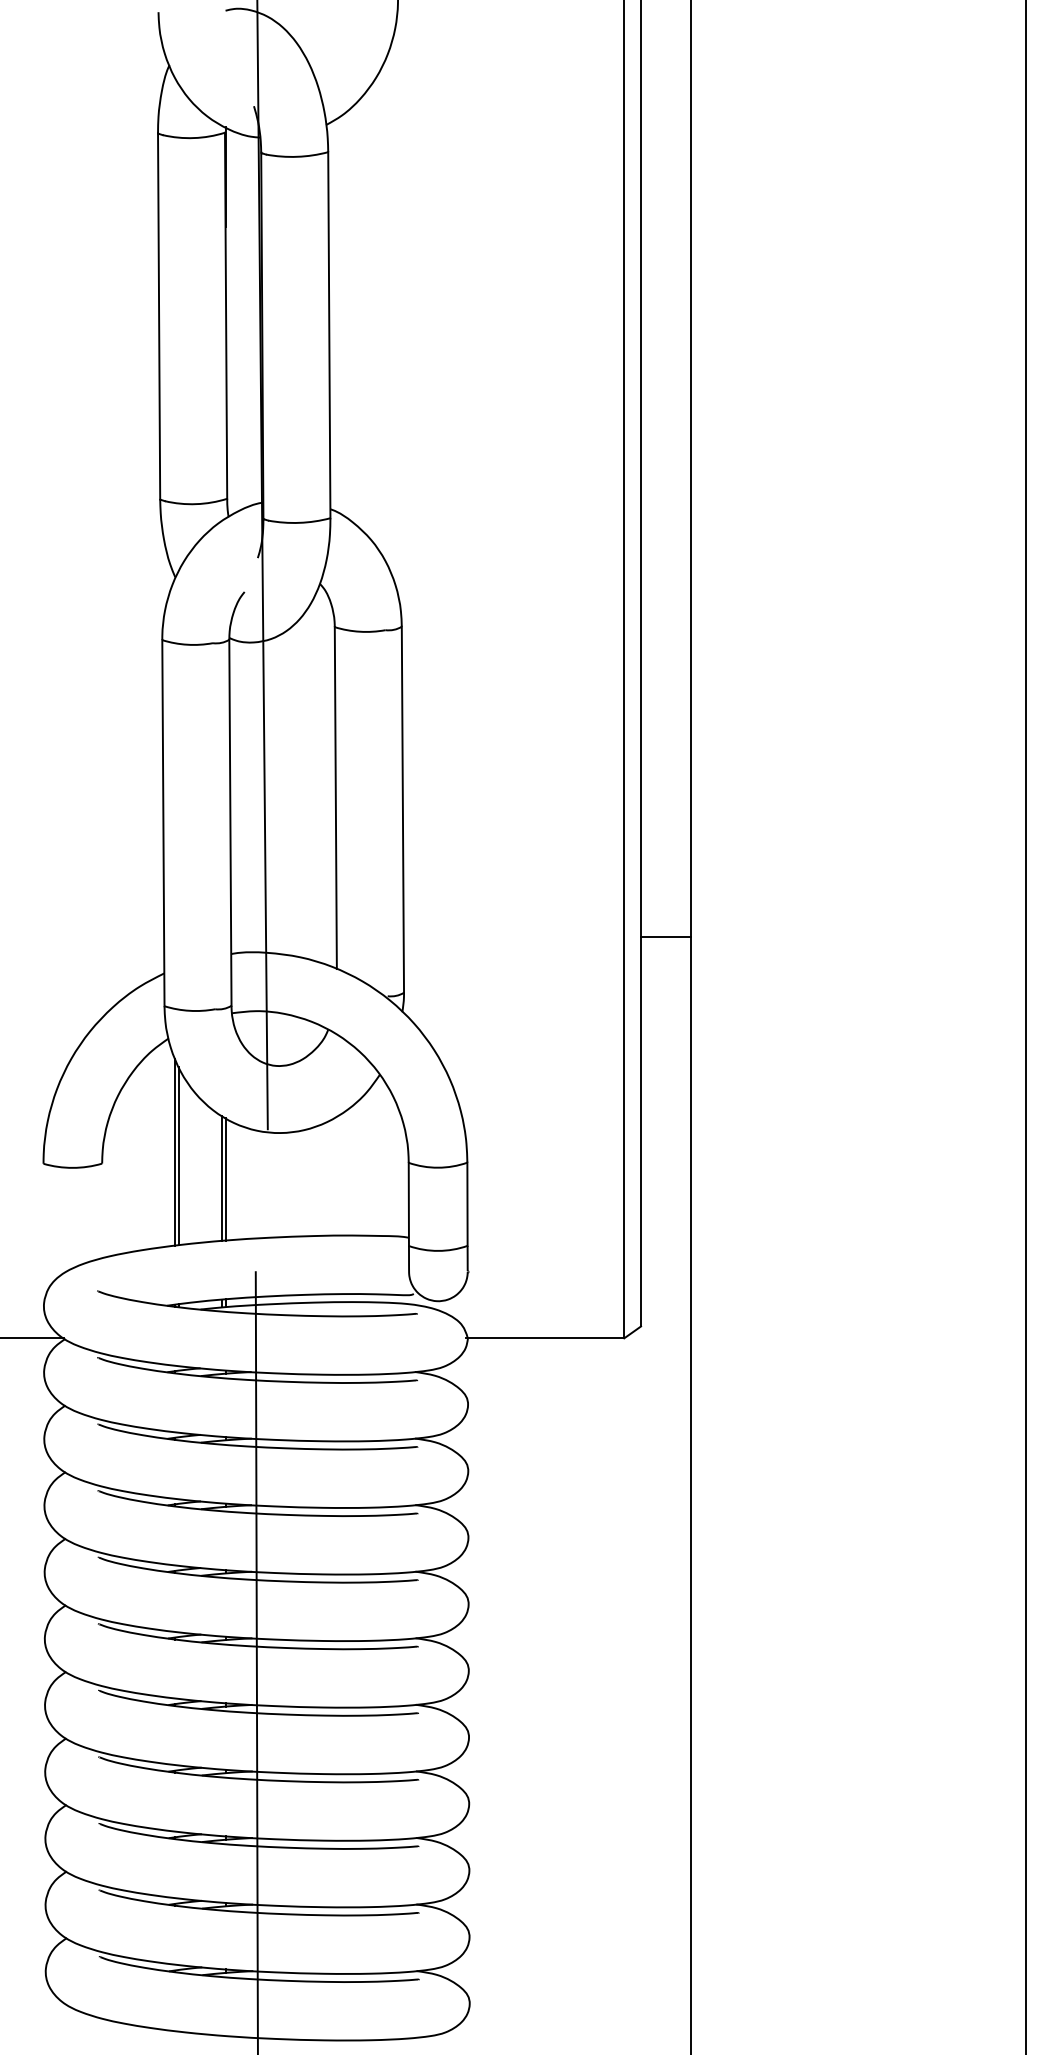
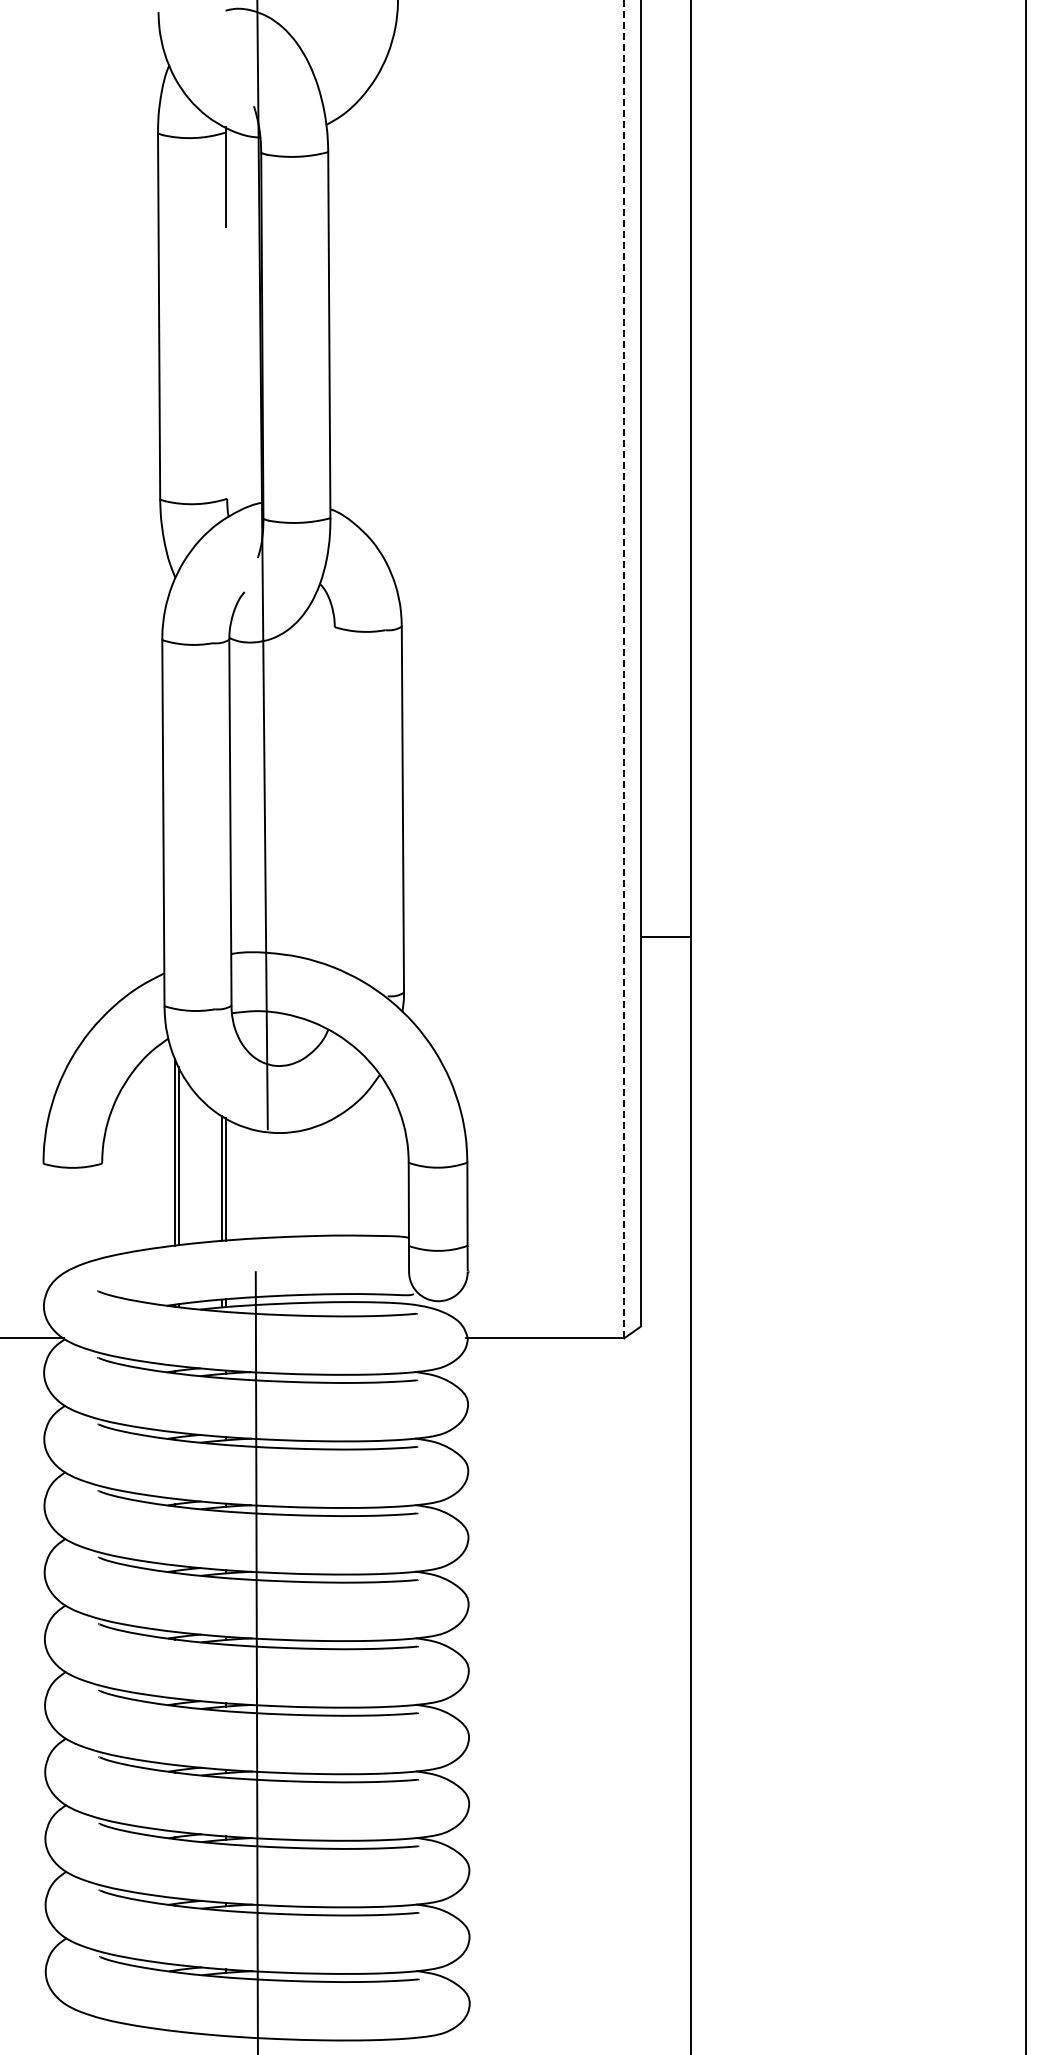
line: present -> none (226, 315)
line: solid -> dashed (624, 669)
line: present -> none (335, 798)
